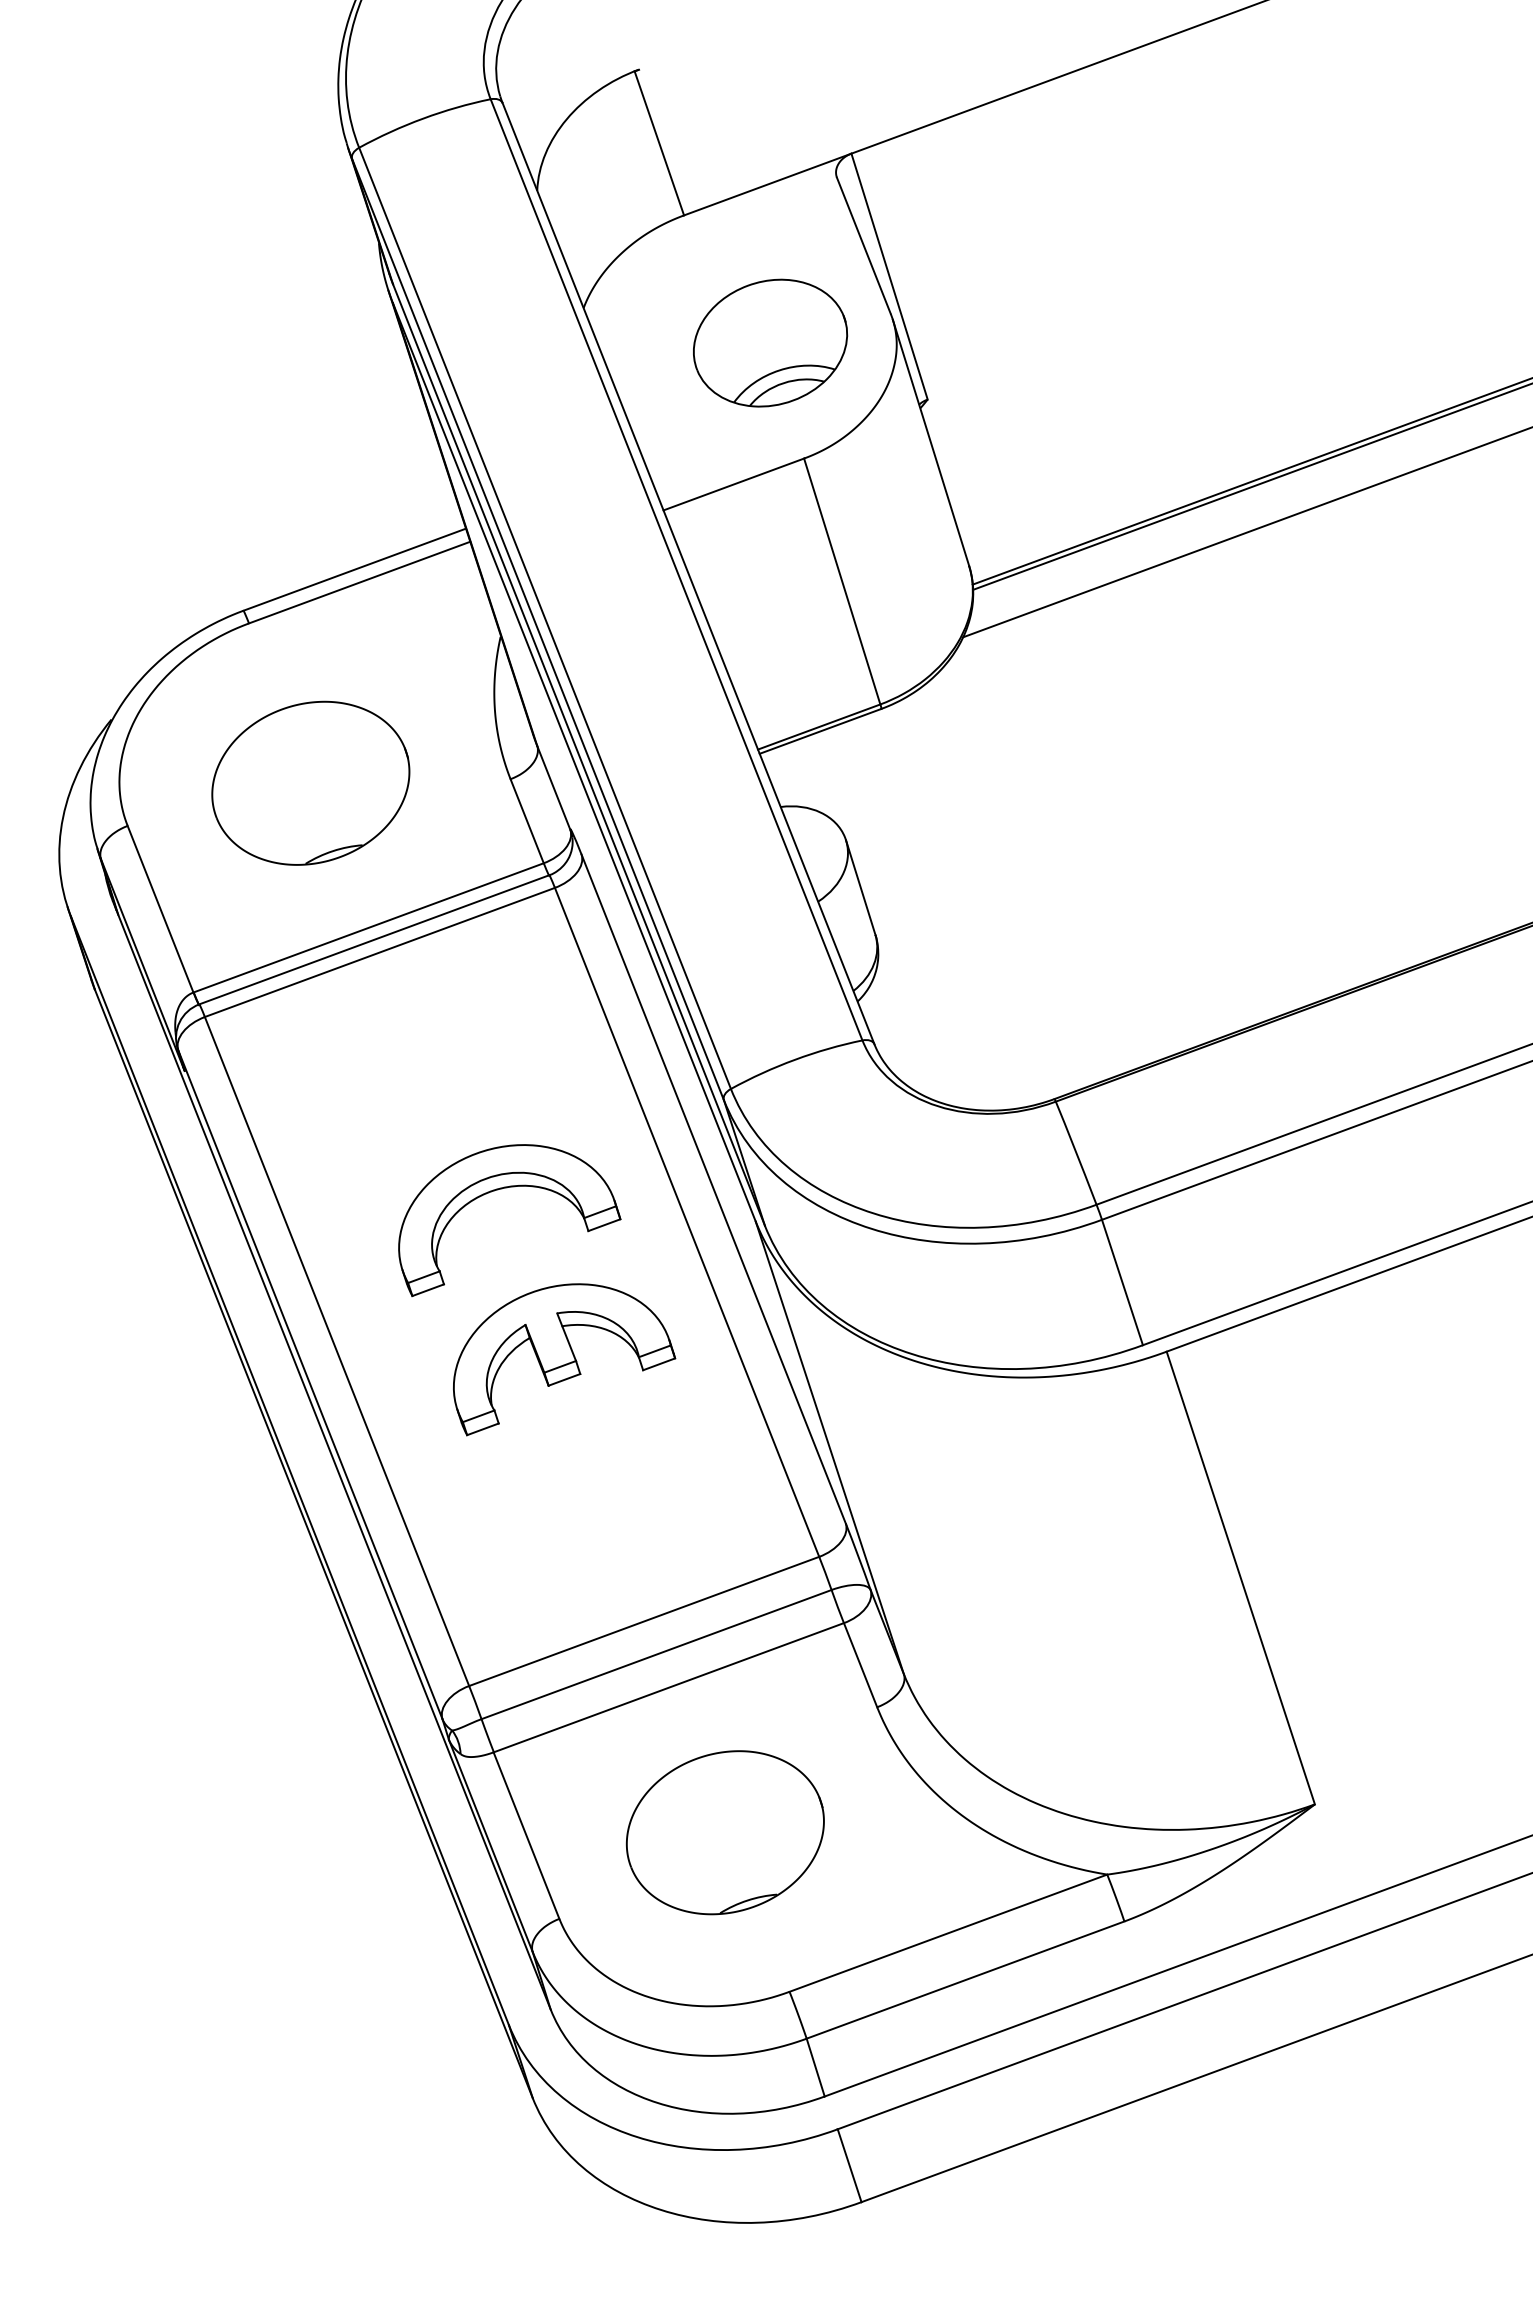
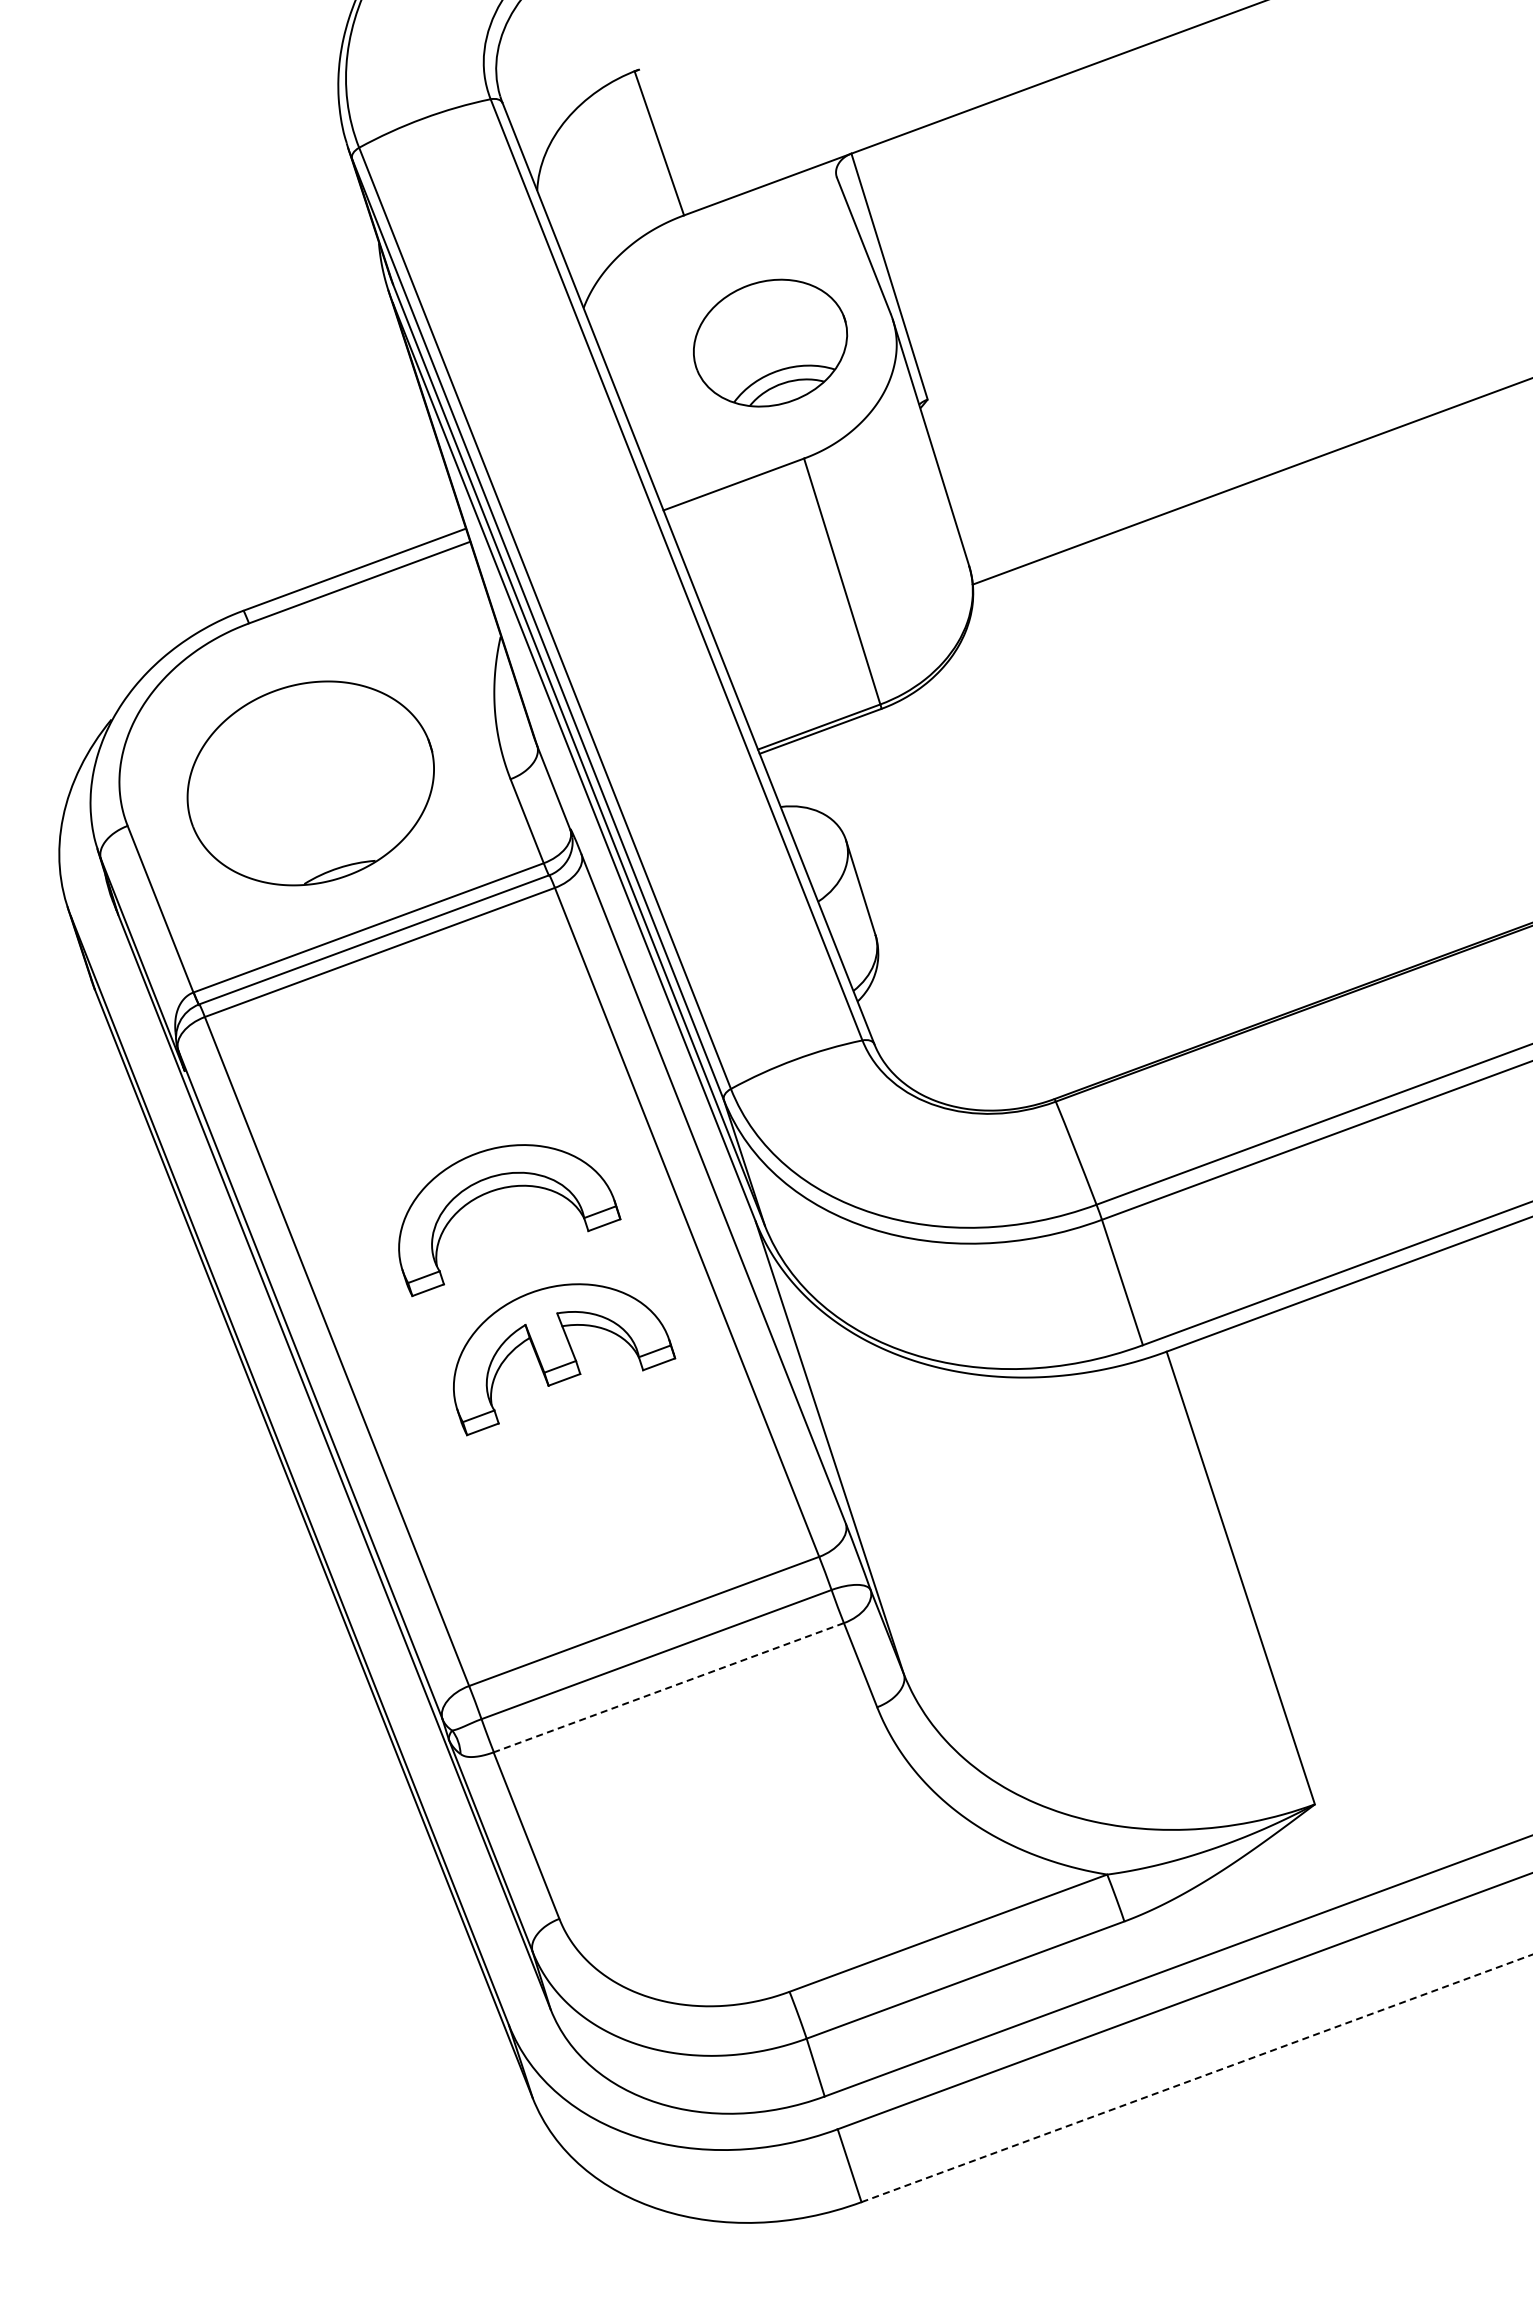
line: present -> none (1251, 486)
line: present -> none (1245, 532)
part size: 200x166 px -> 249x207 px (310, 783)
line: solid -> dashed (668, 1687)
part: present -> none (724, 1832)
line: solid -> dashed (1197, 2078)
